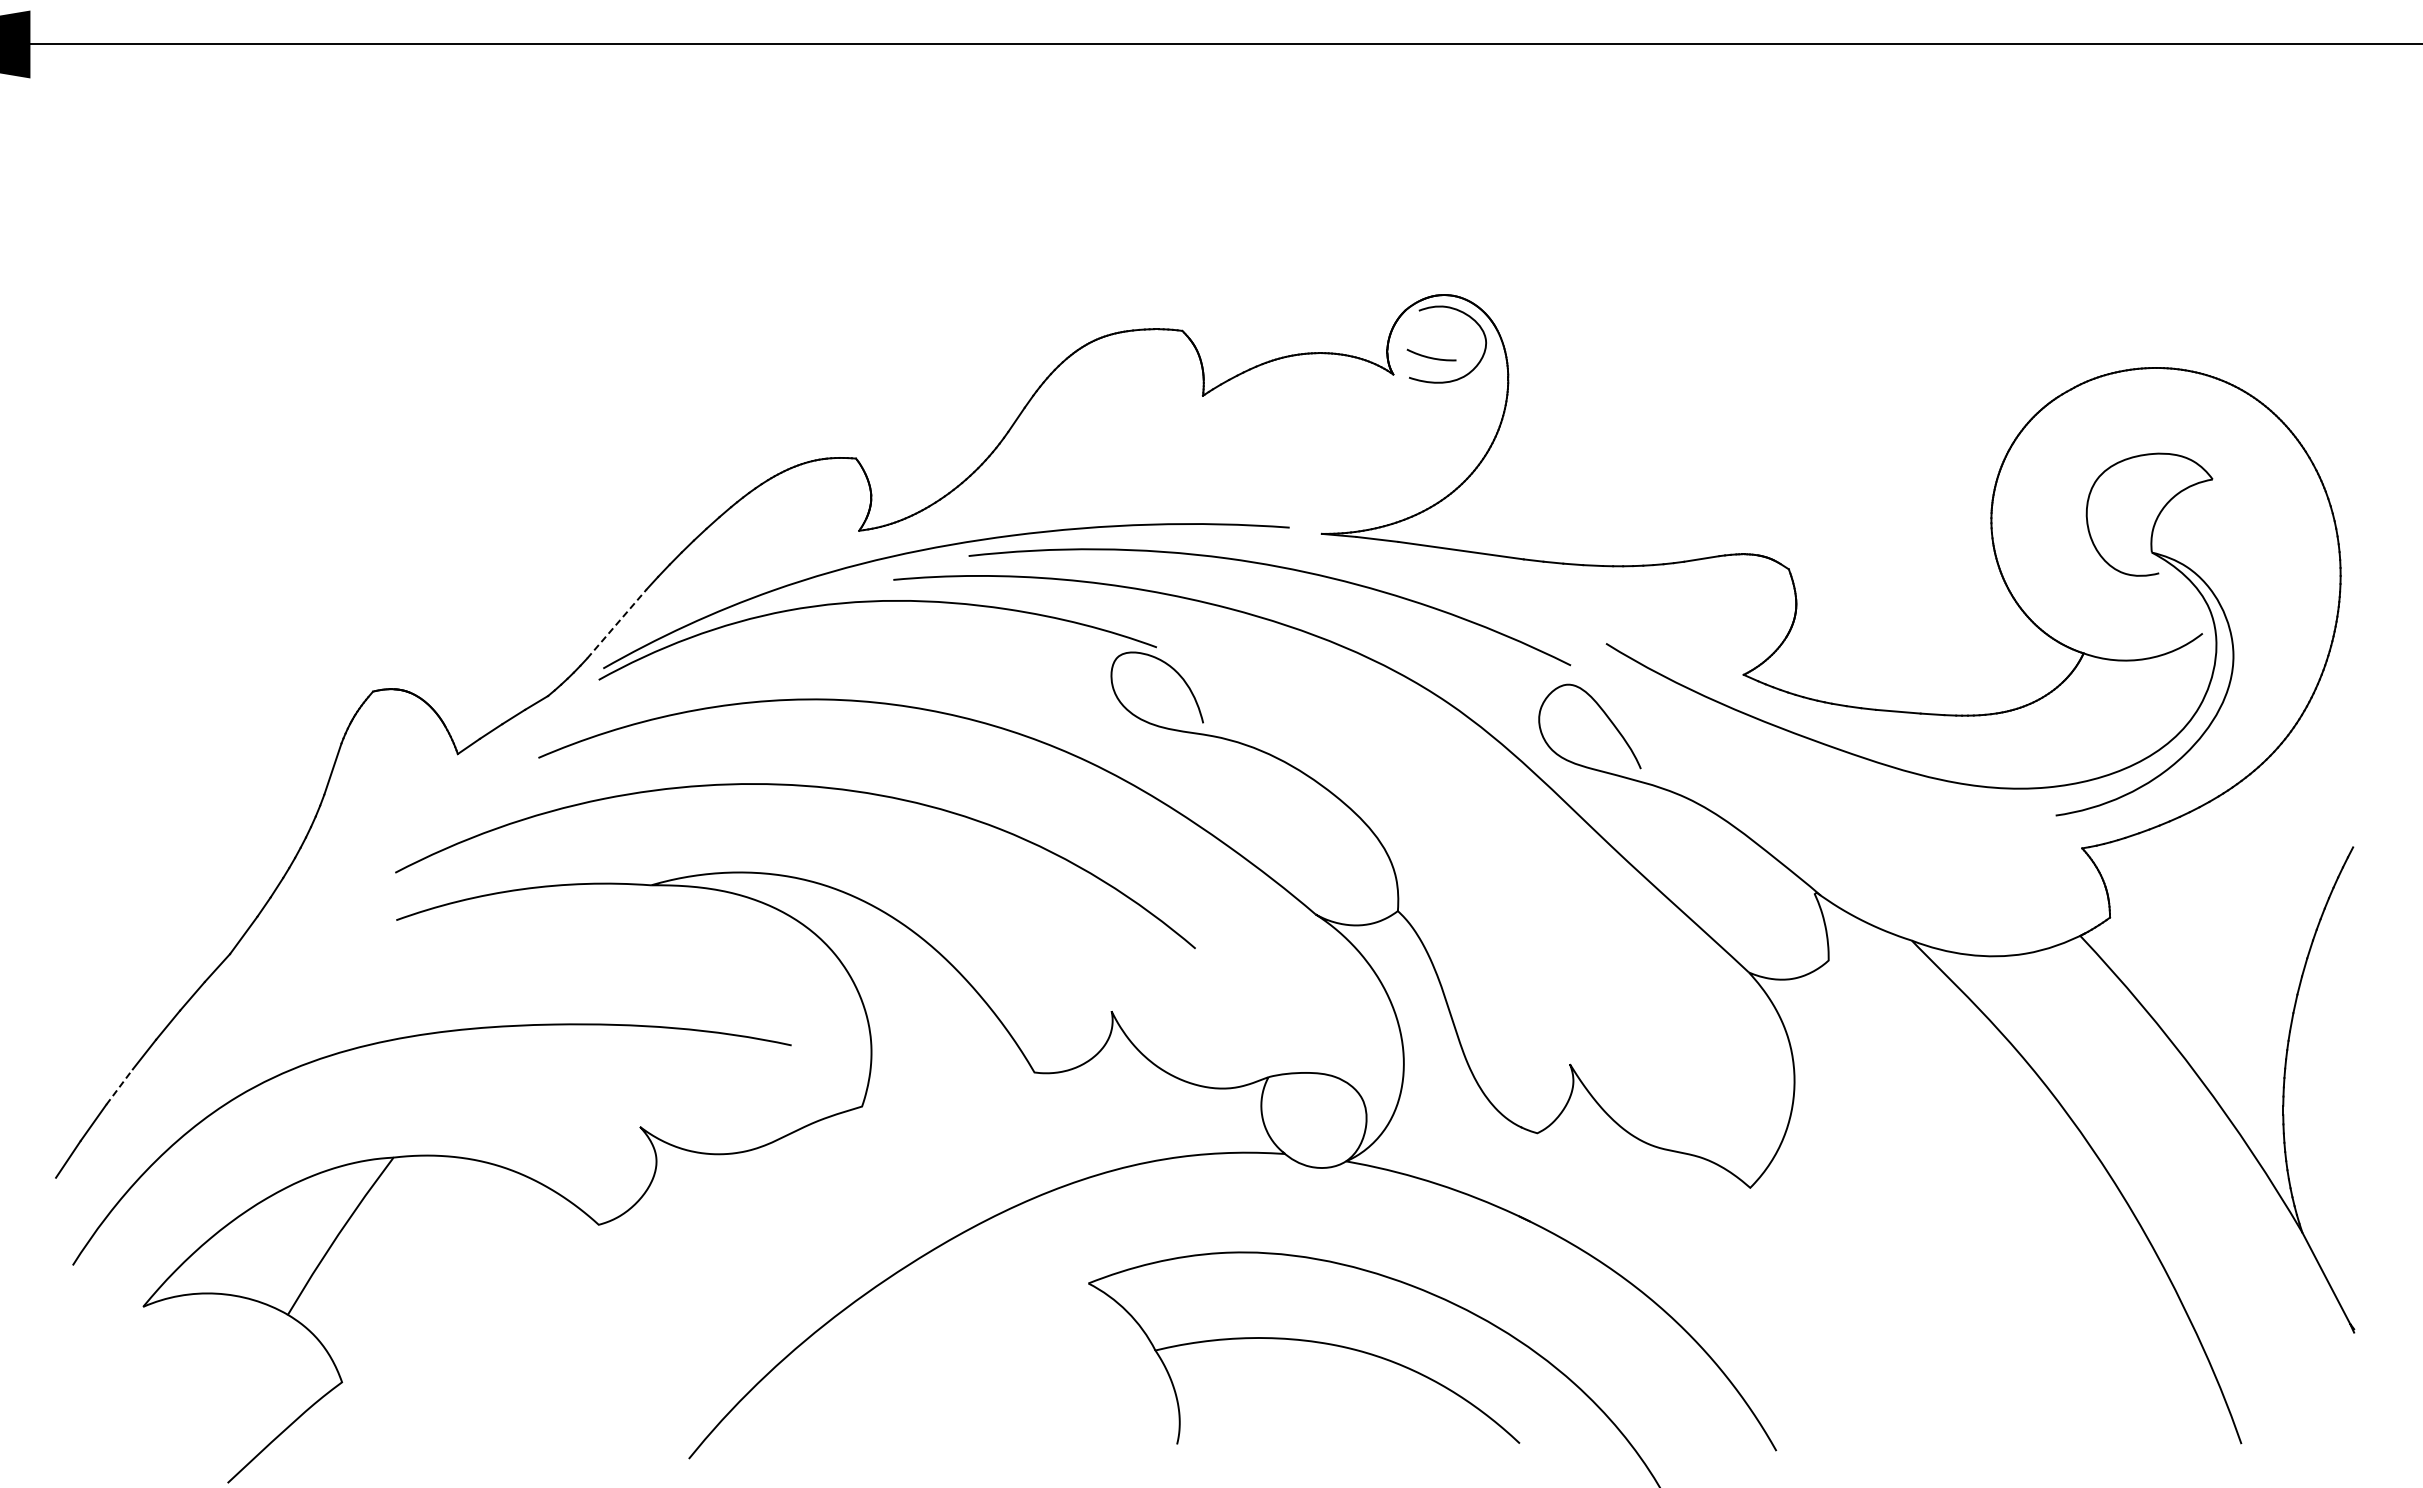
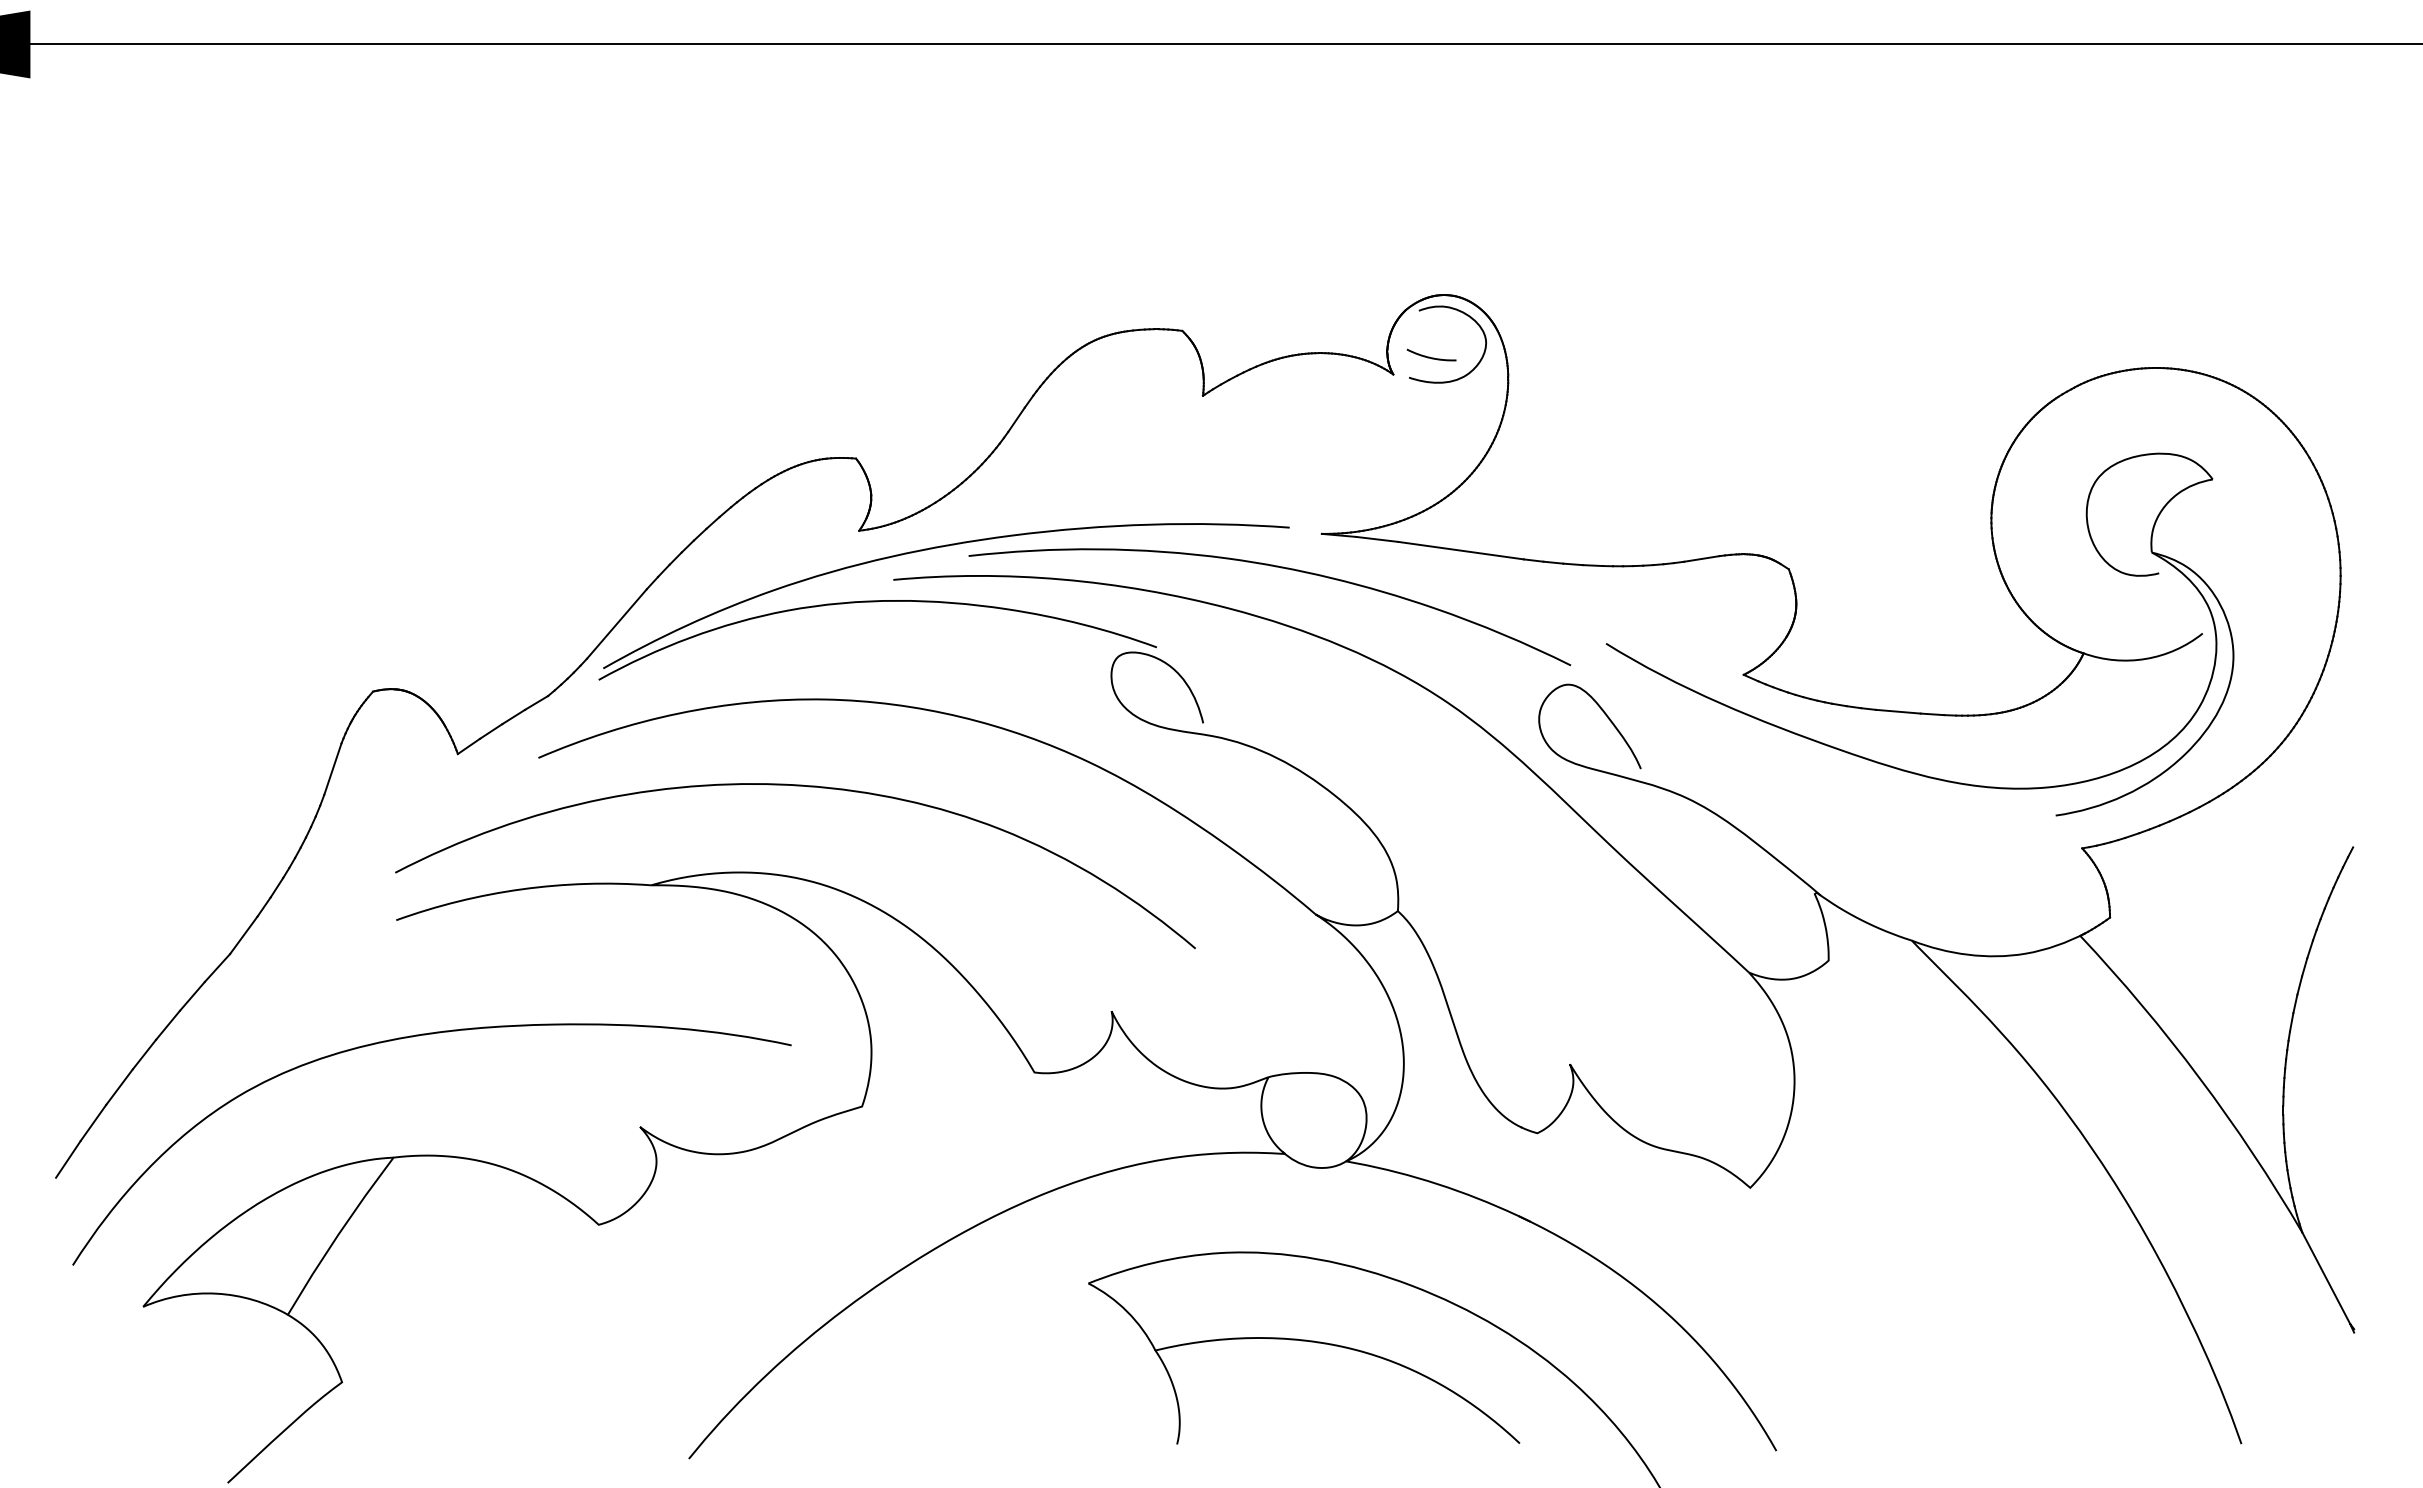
line: dashed -> solid (616, 623)
line: dashed -> solid (119, 1086)
